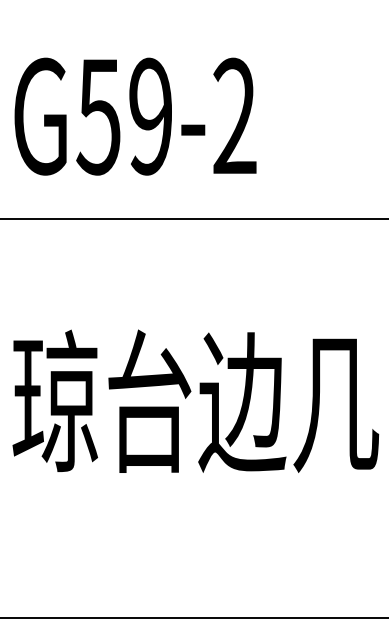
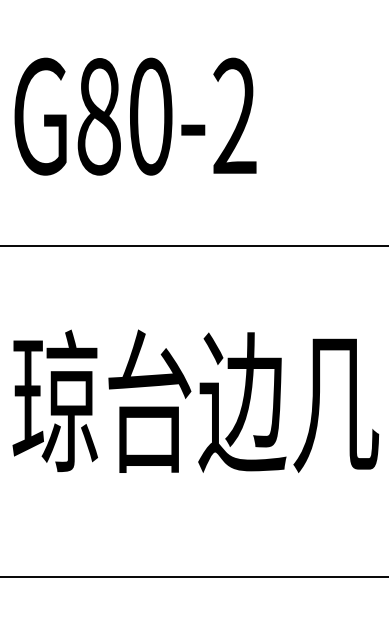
text: G59-2 -> G80-2 (124, 116)
line position: (193, 219) -> (193, 246) (193, 246)
line position: (193, 618) -> (193, 577) (193, 577)
